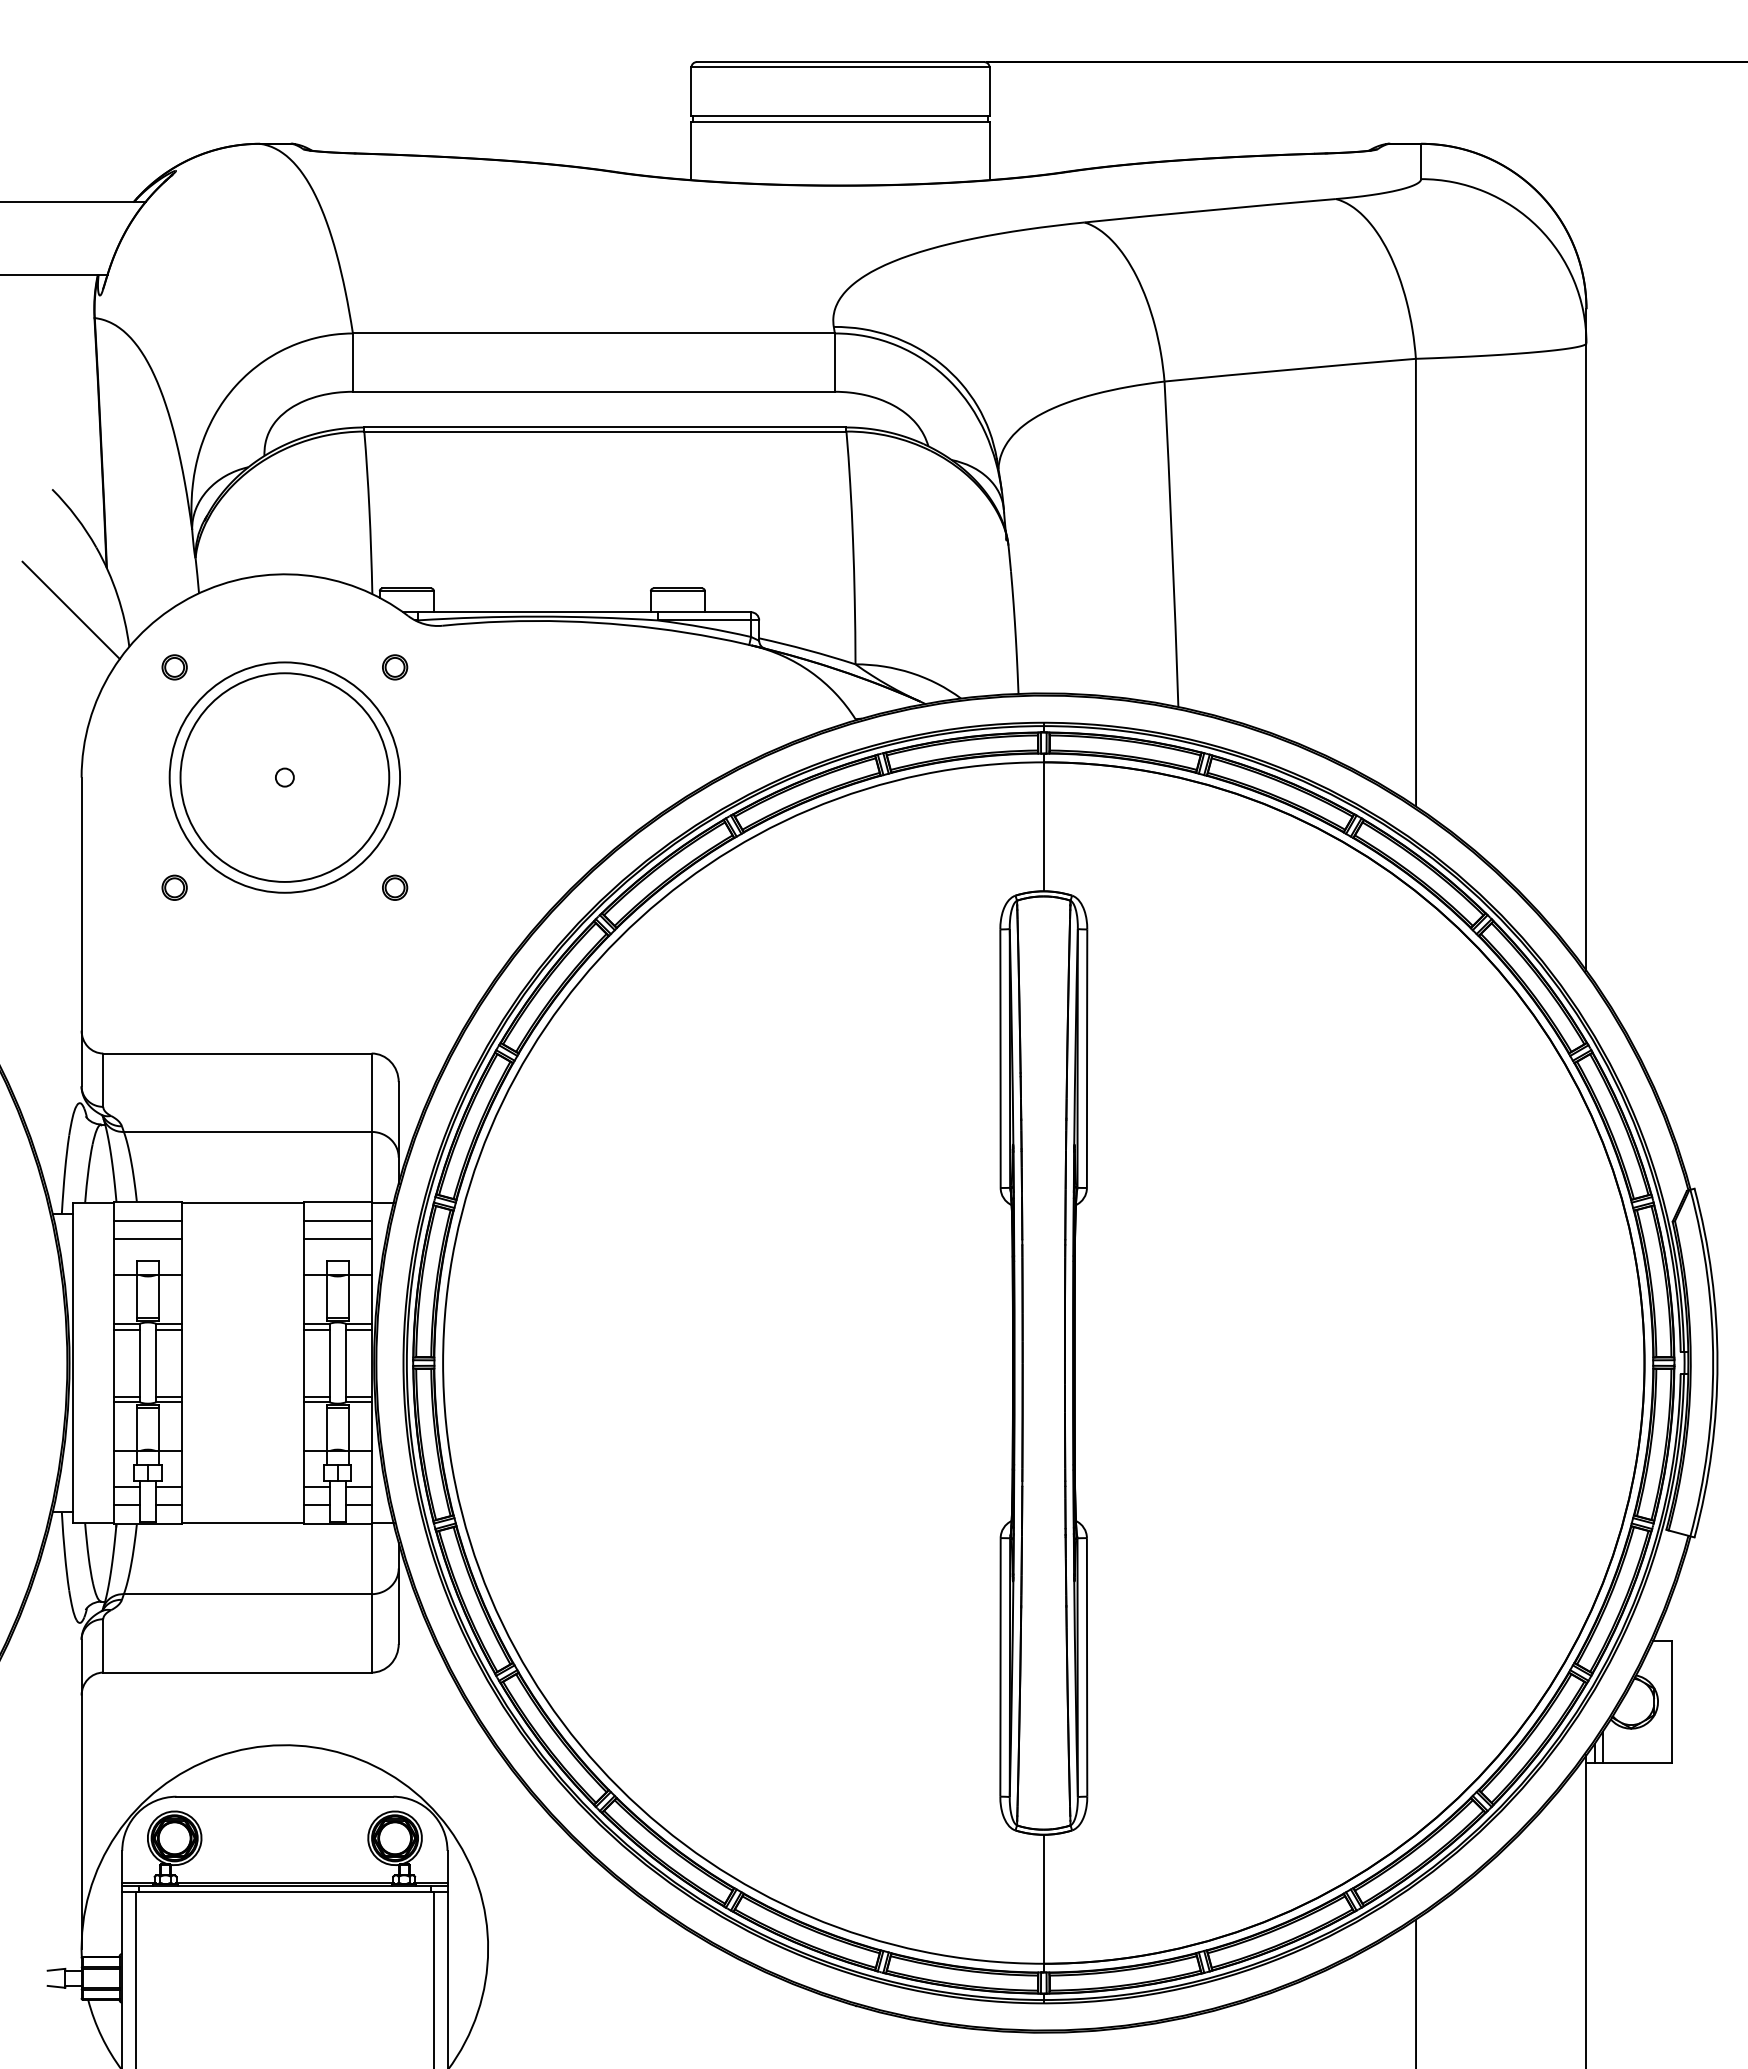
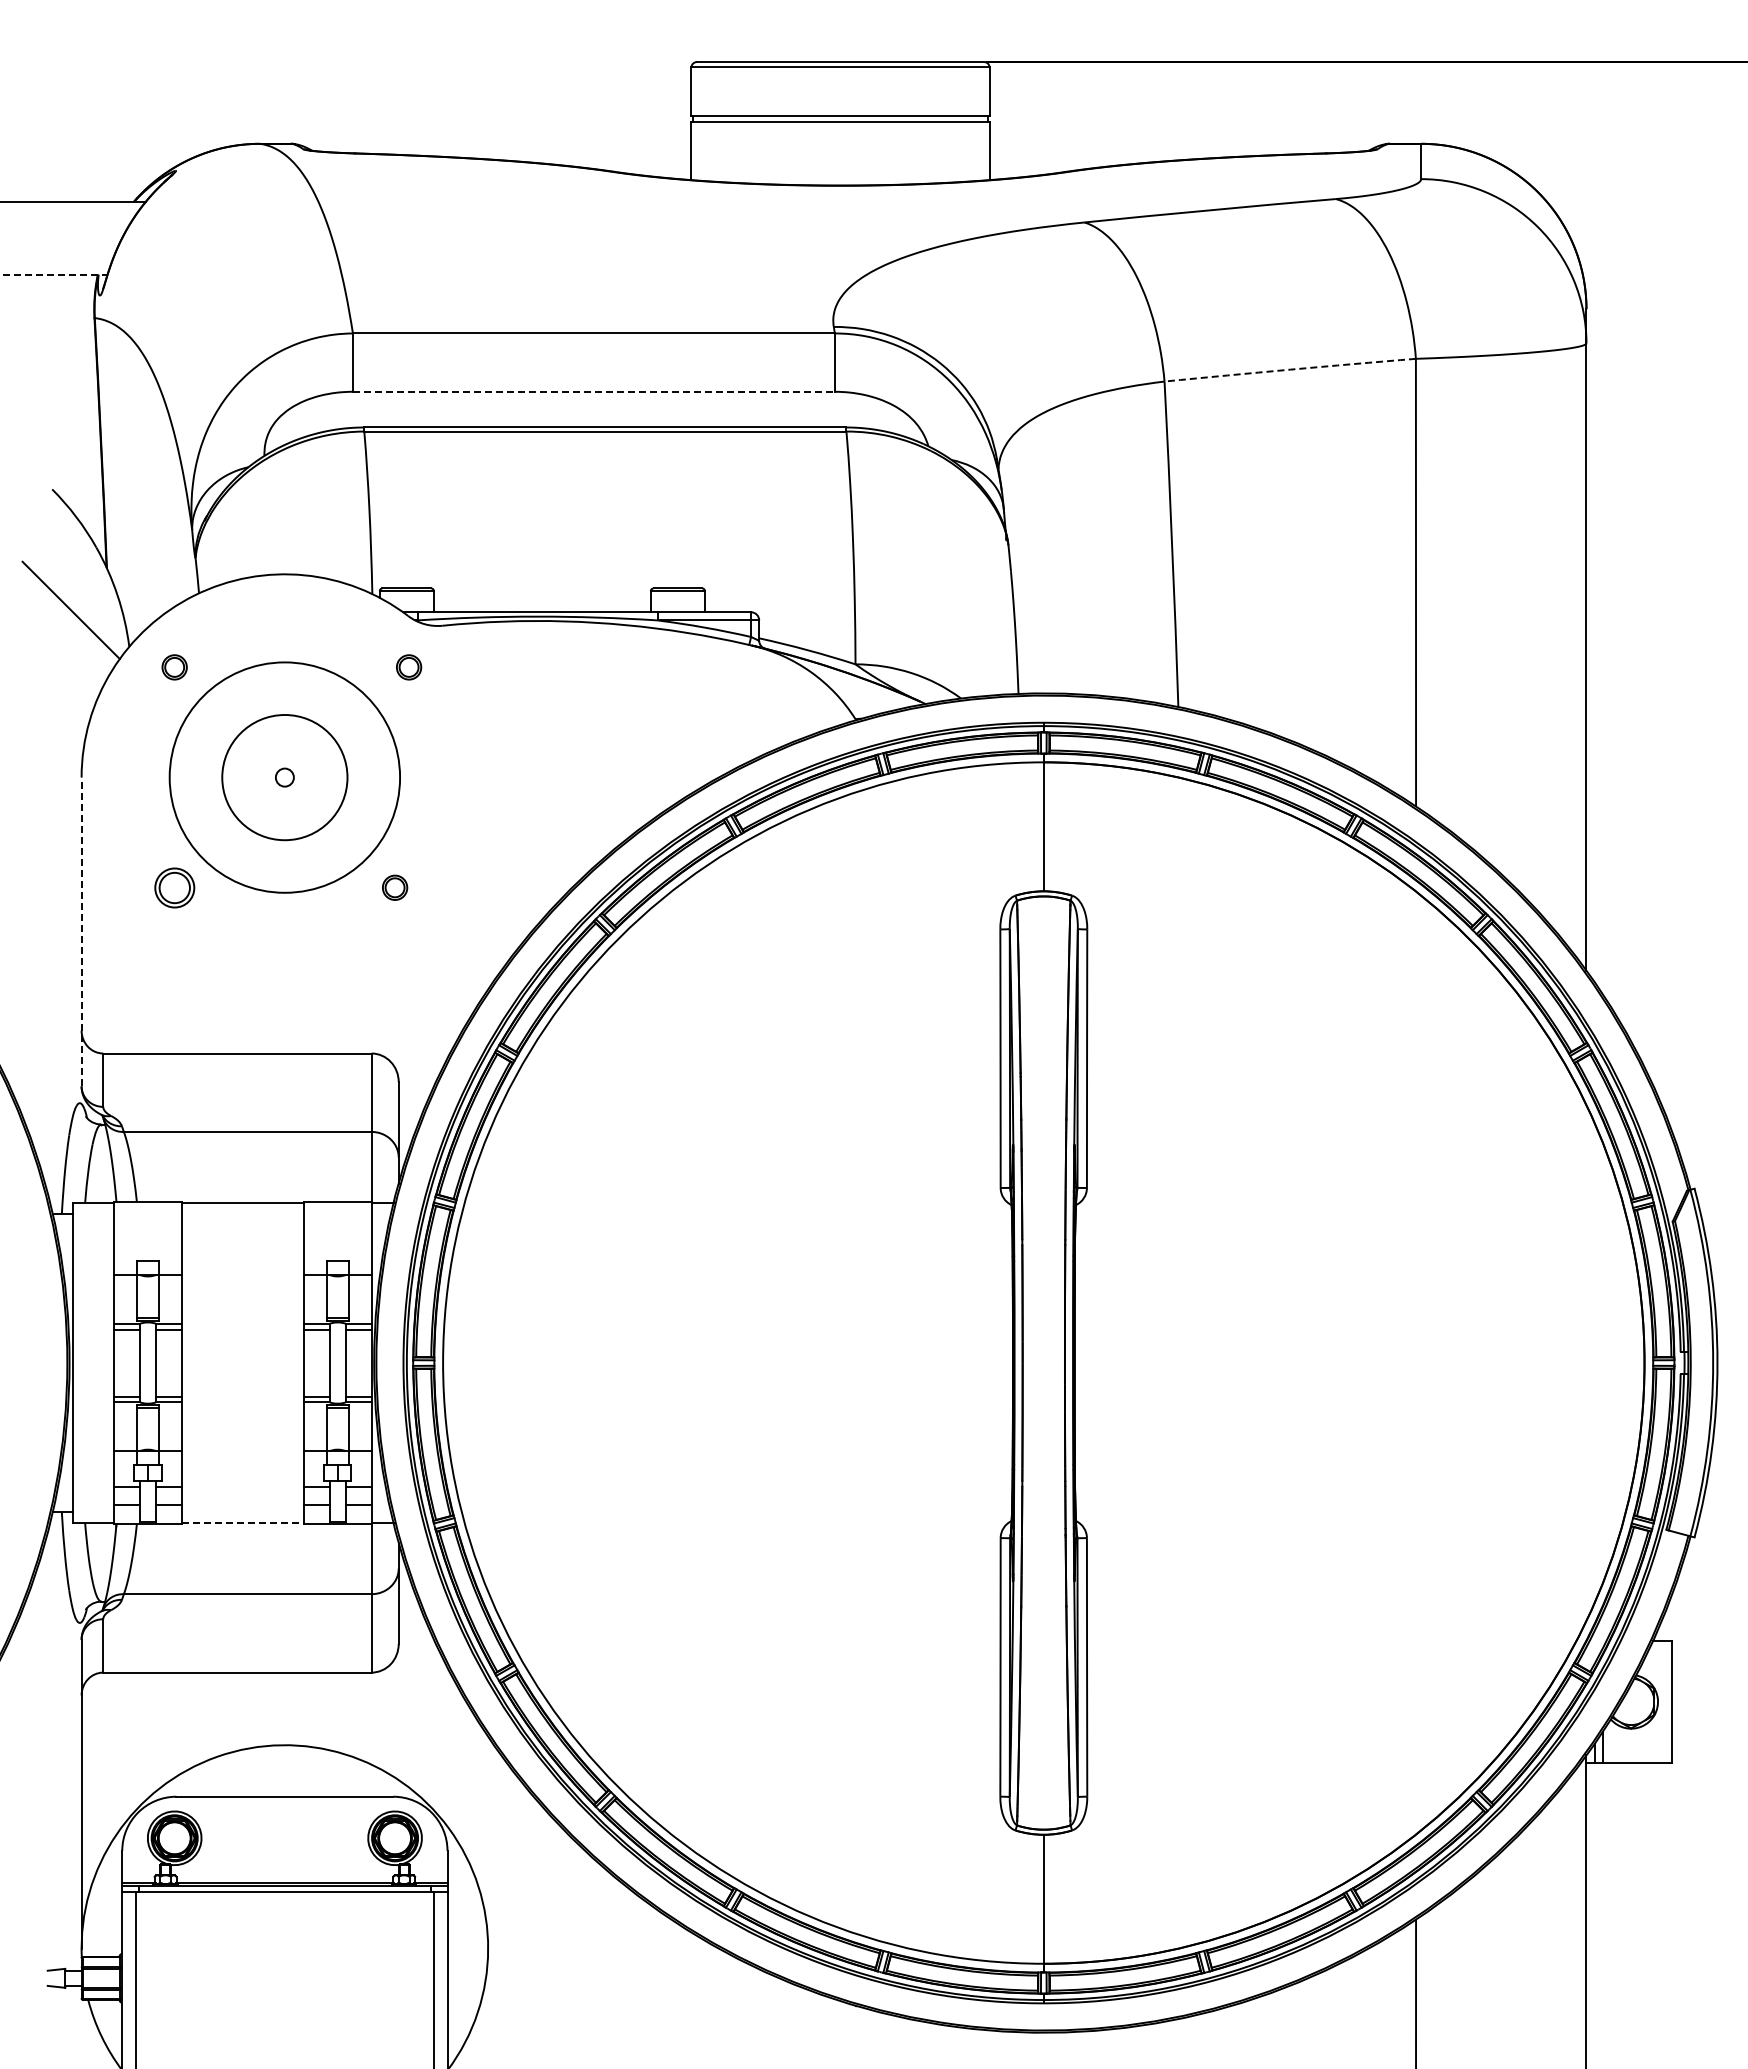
line: solid -> dashed (54, 274)
arc: solid -> dashed (1290, 369)
line: solid -> dashed (593, 391)
part position: (395, 667) -> (409, 667) (409, 667)
circle diameter: 209 px -> 125 px (284, 777)
part size: 27x27 px -> 42x42 px (174, 887)
line: solid -> dashed (81, 931)
line: present -> none (147, 1221)
line: present -> none (337, 1221)
line: present -> none (147, 1239)
line: present -> none (337, 1239)
line: solid -> dashed (242, 1522)
